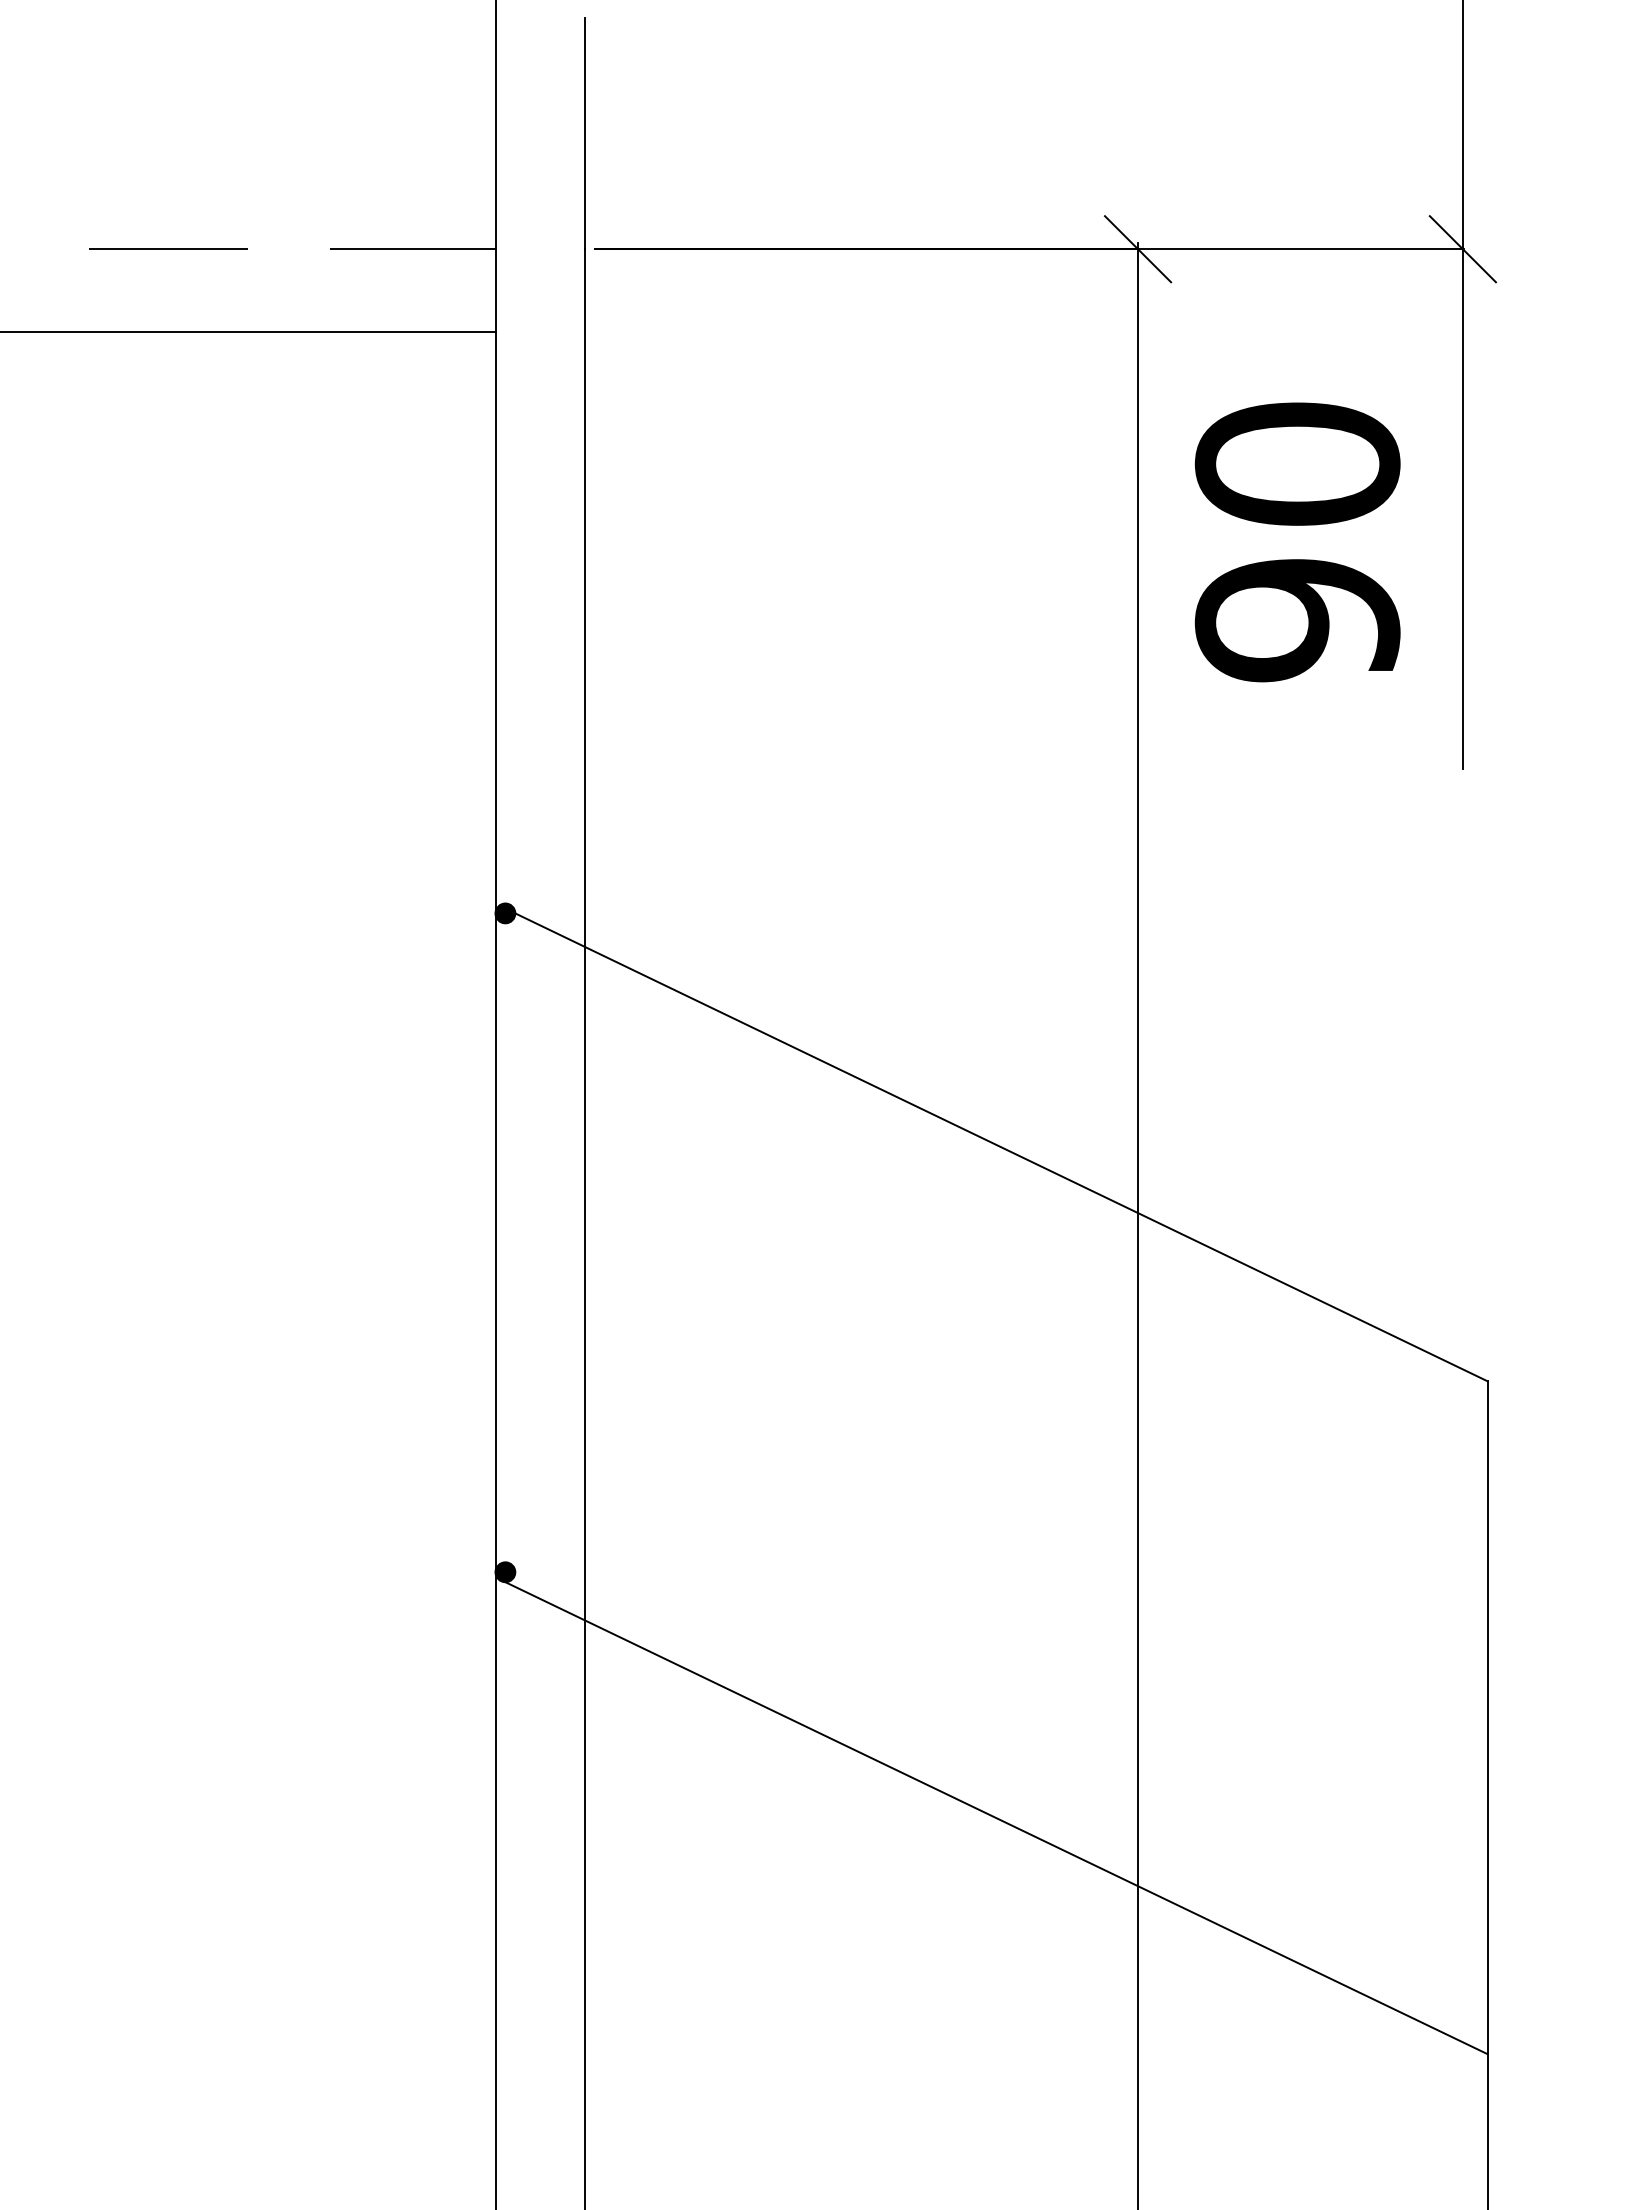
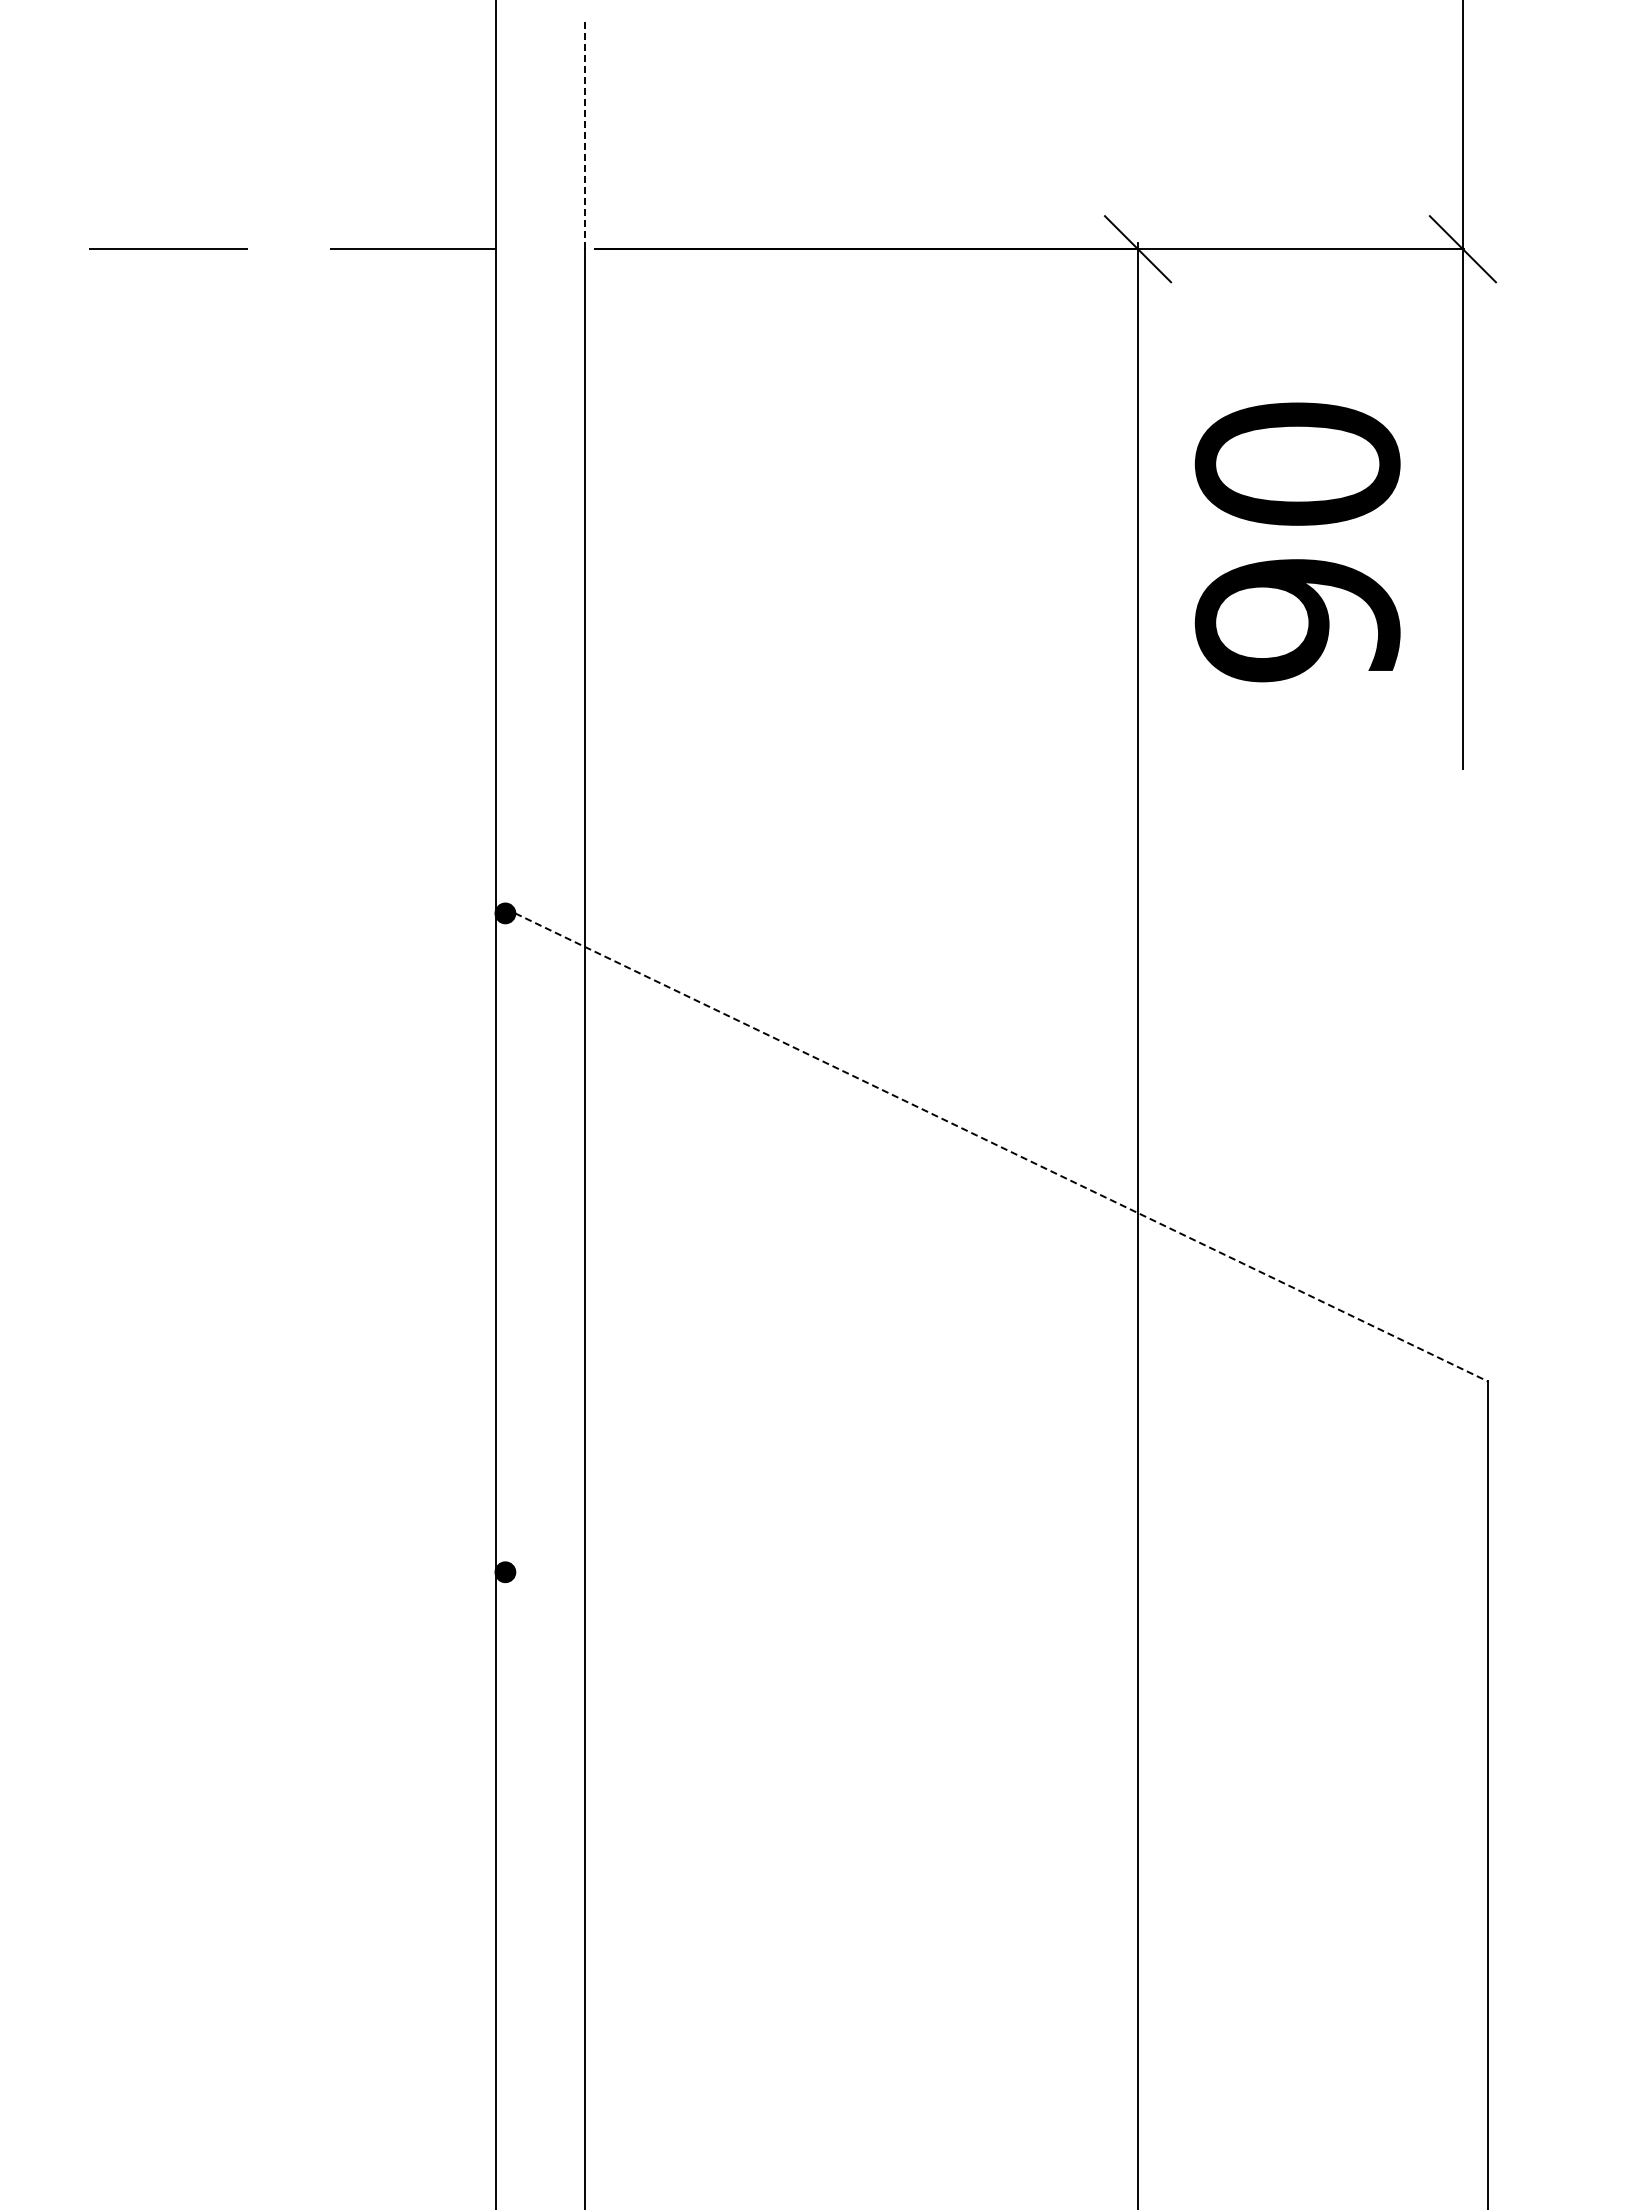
line: solid -> dashed (584, 133)
line: present -> none (248, 331)
line: solid -> dashed (1001, 1147)
line: present -> none (996, 1818)
